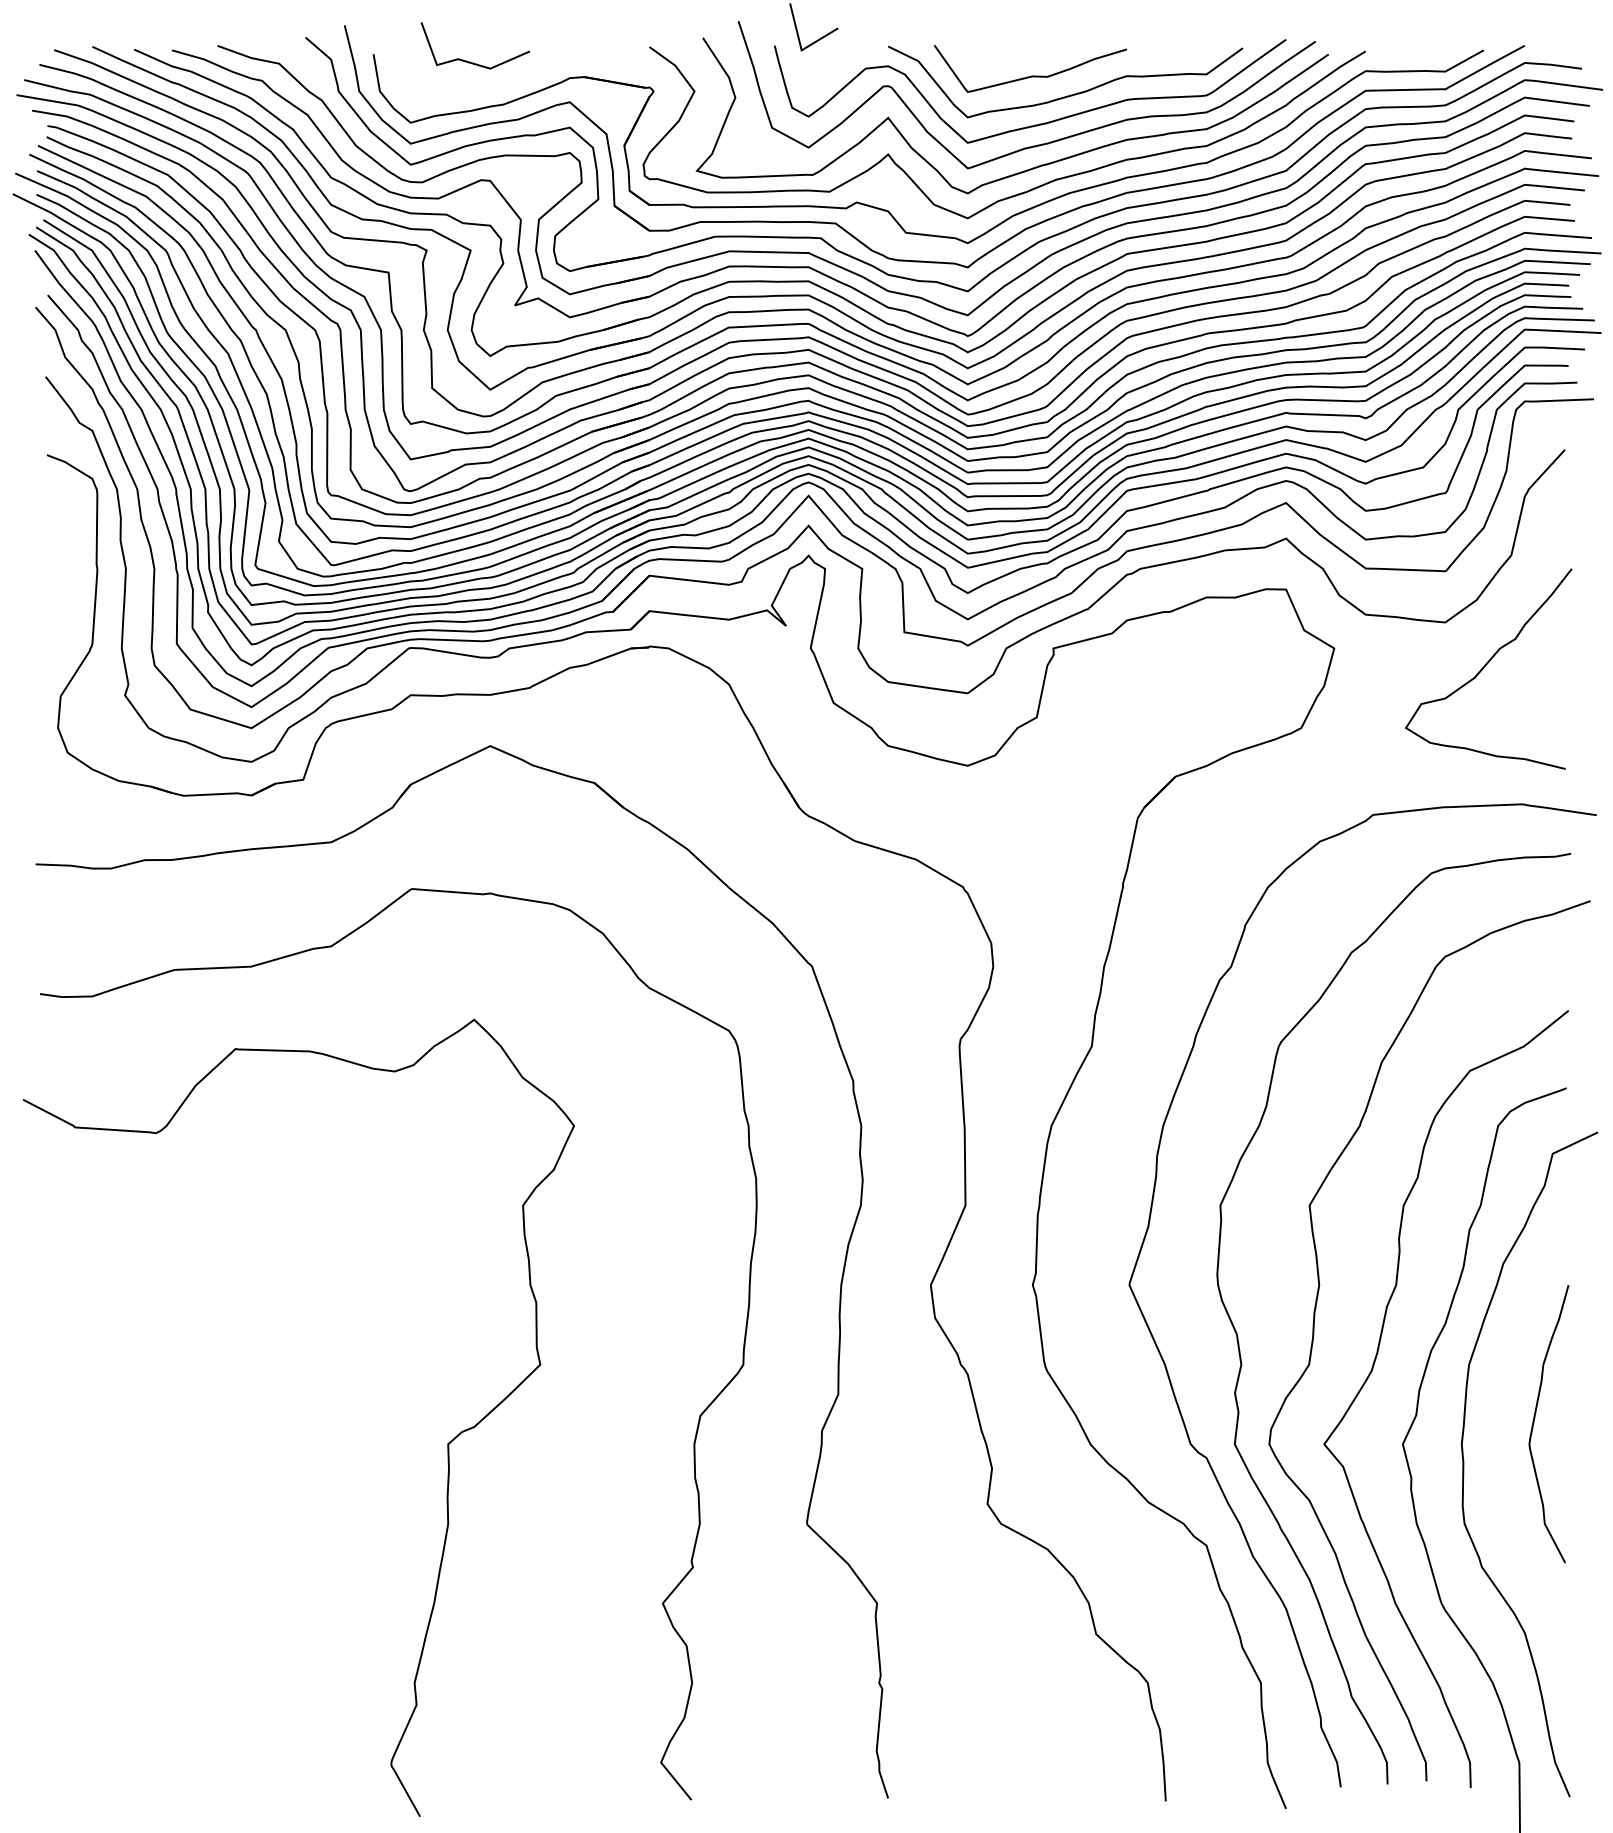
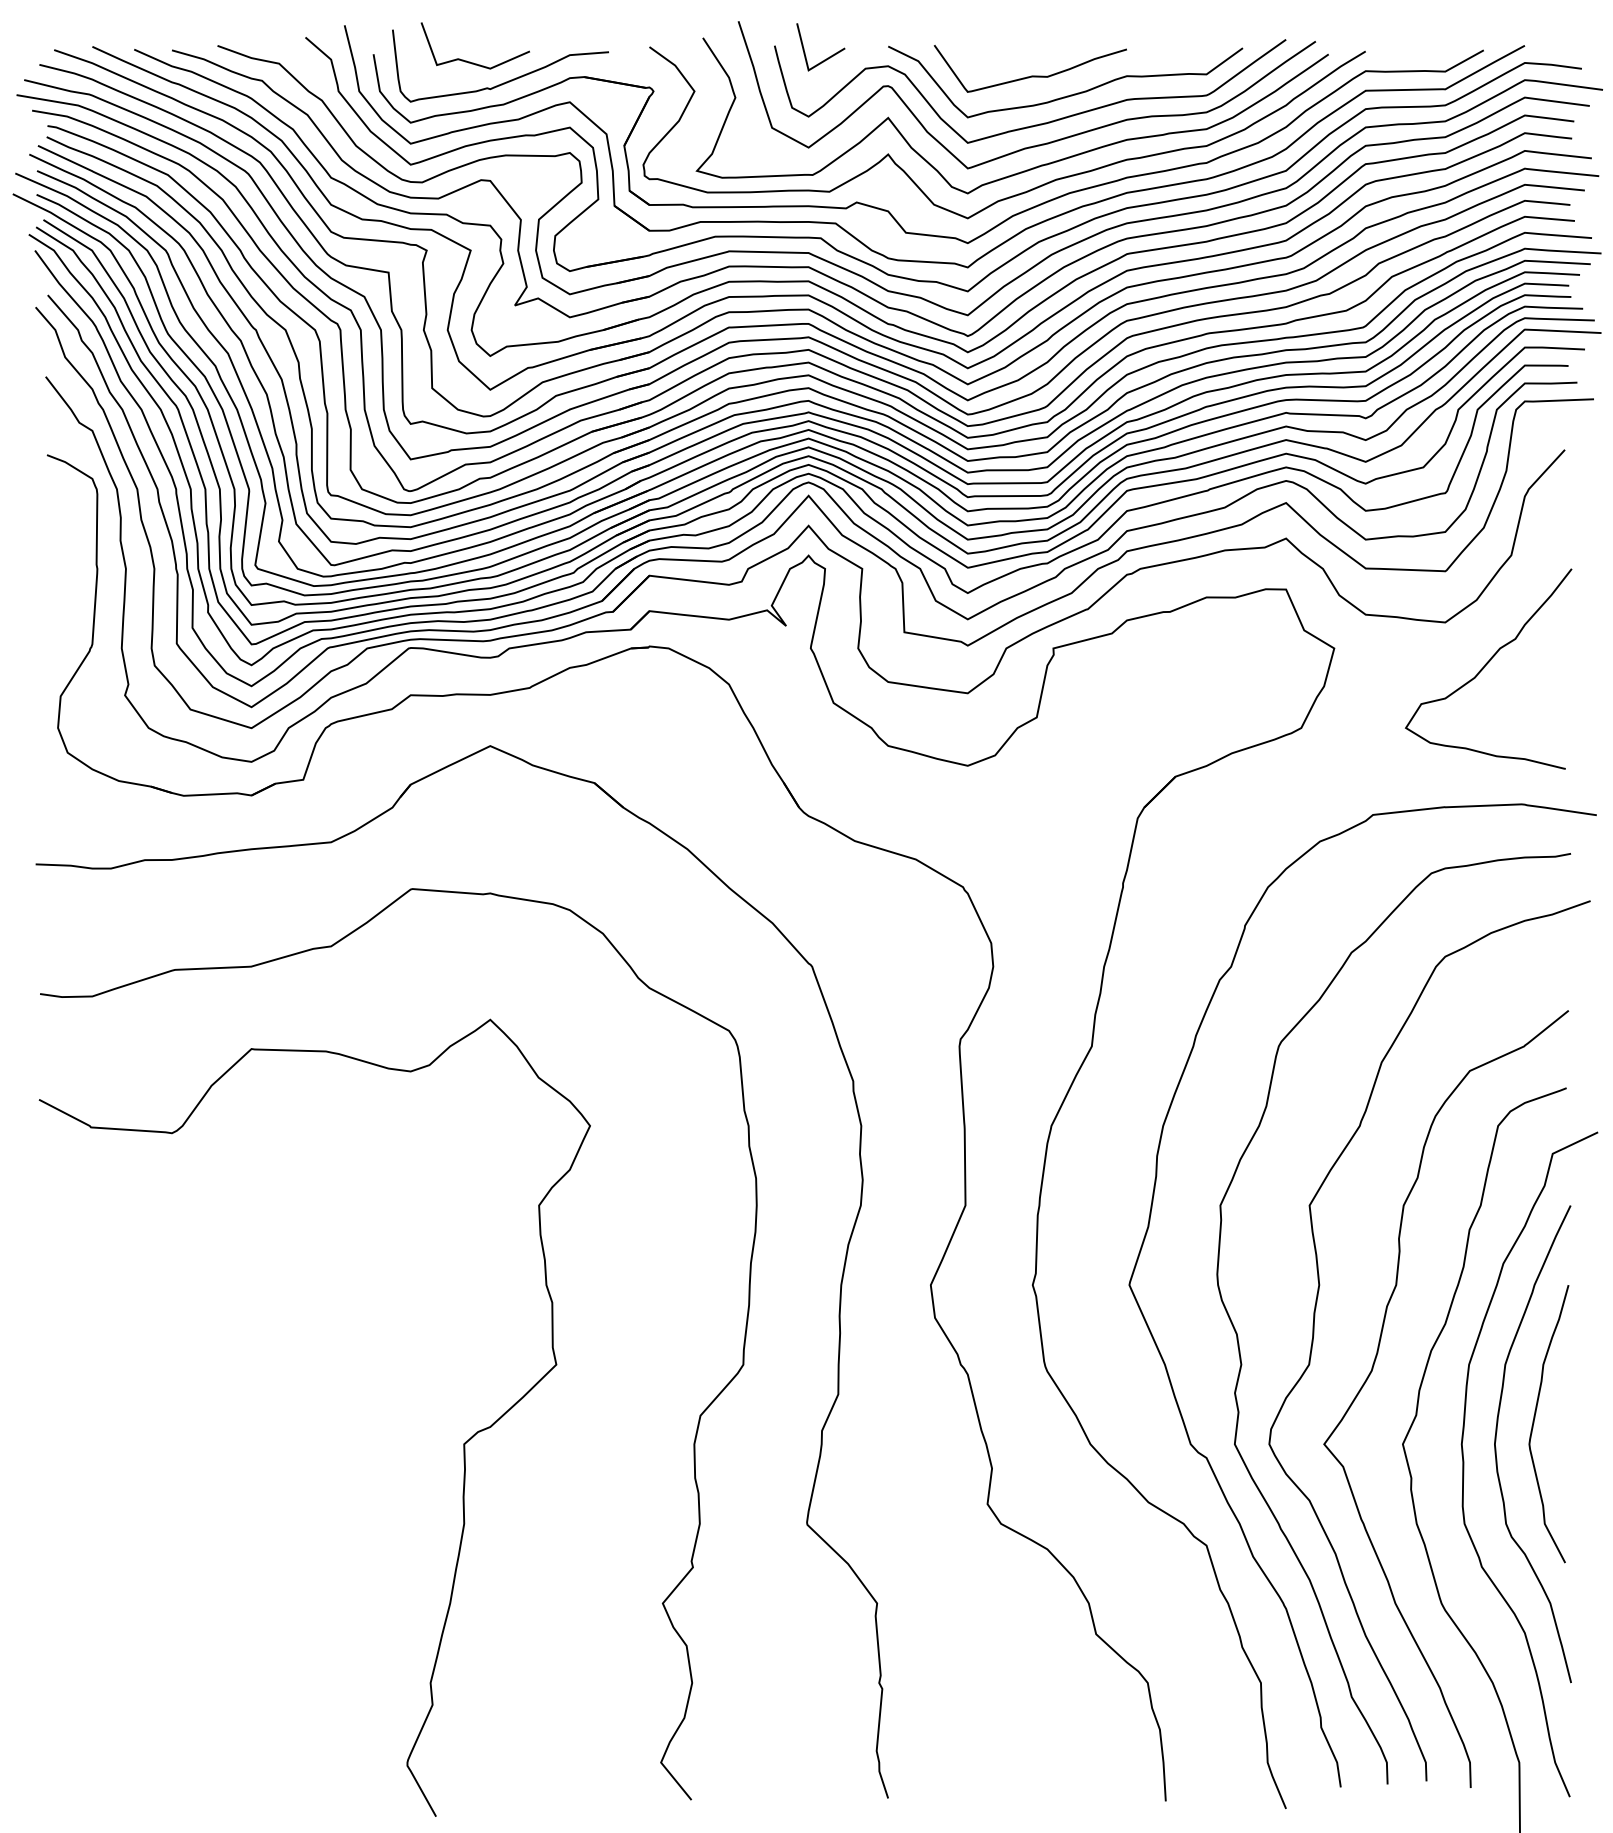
line position: (820, 37) -> (827, 57) (827, 57)
curve: none -> present (508, 80)
curve: none -> present (1496, 1441)
curve position: (447, 1443) -> (463, 1443) (463, 1443)
